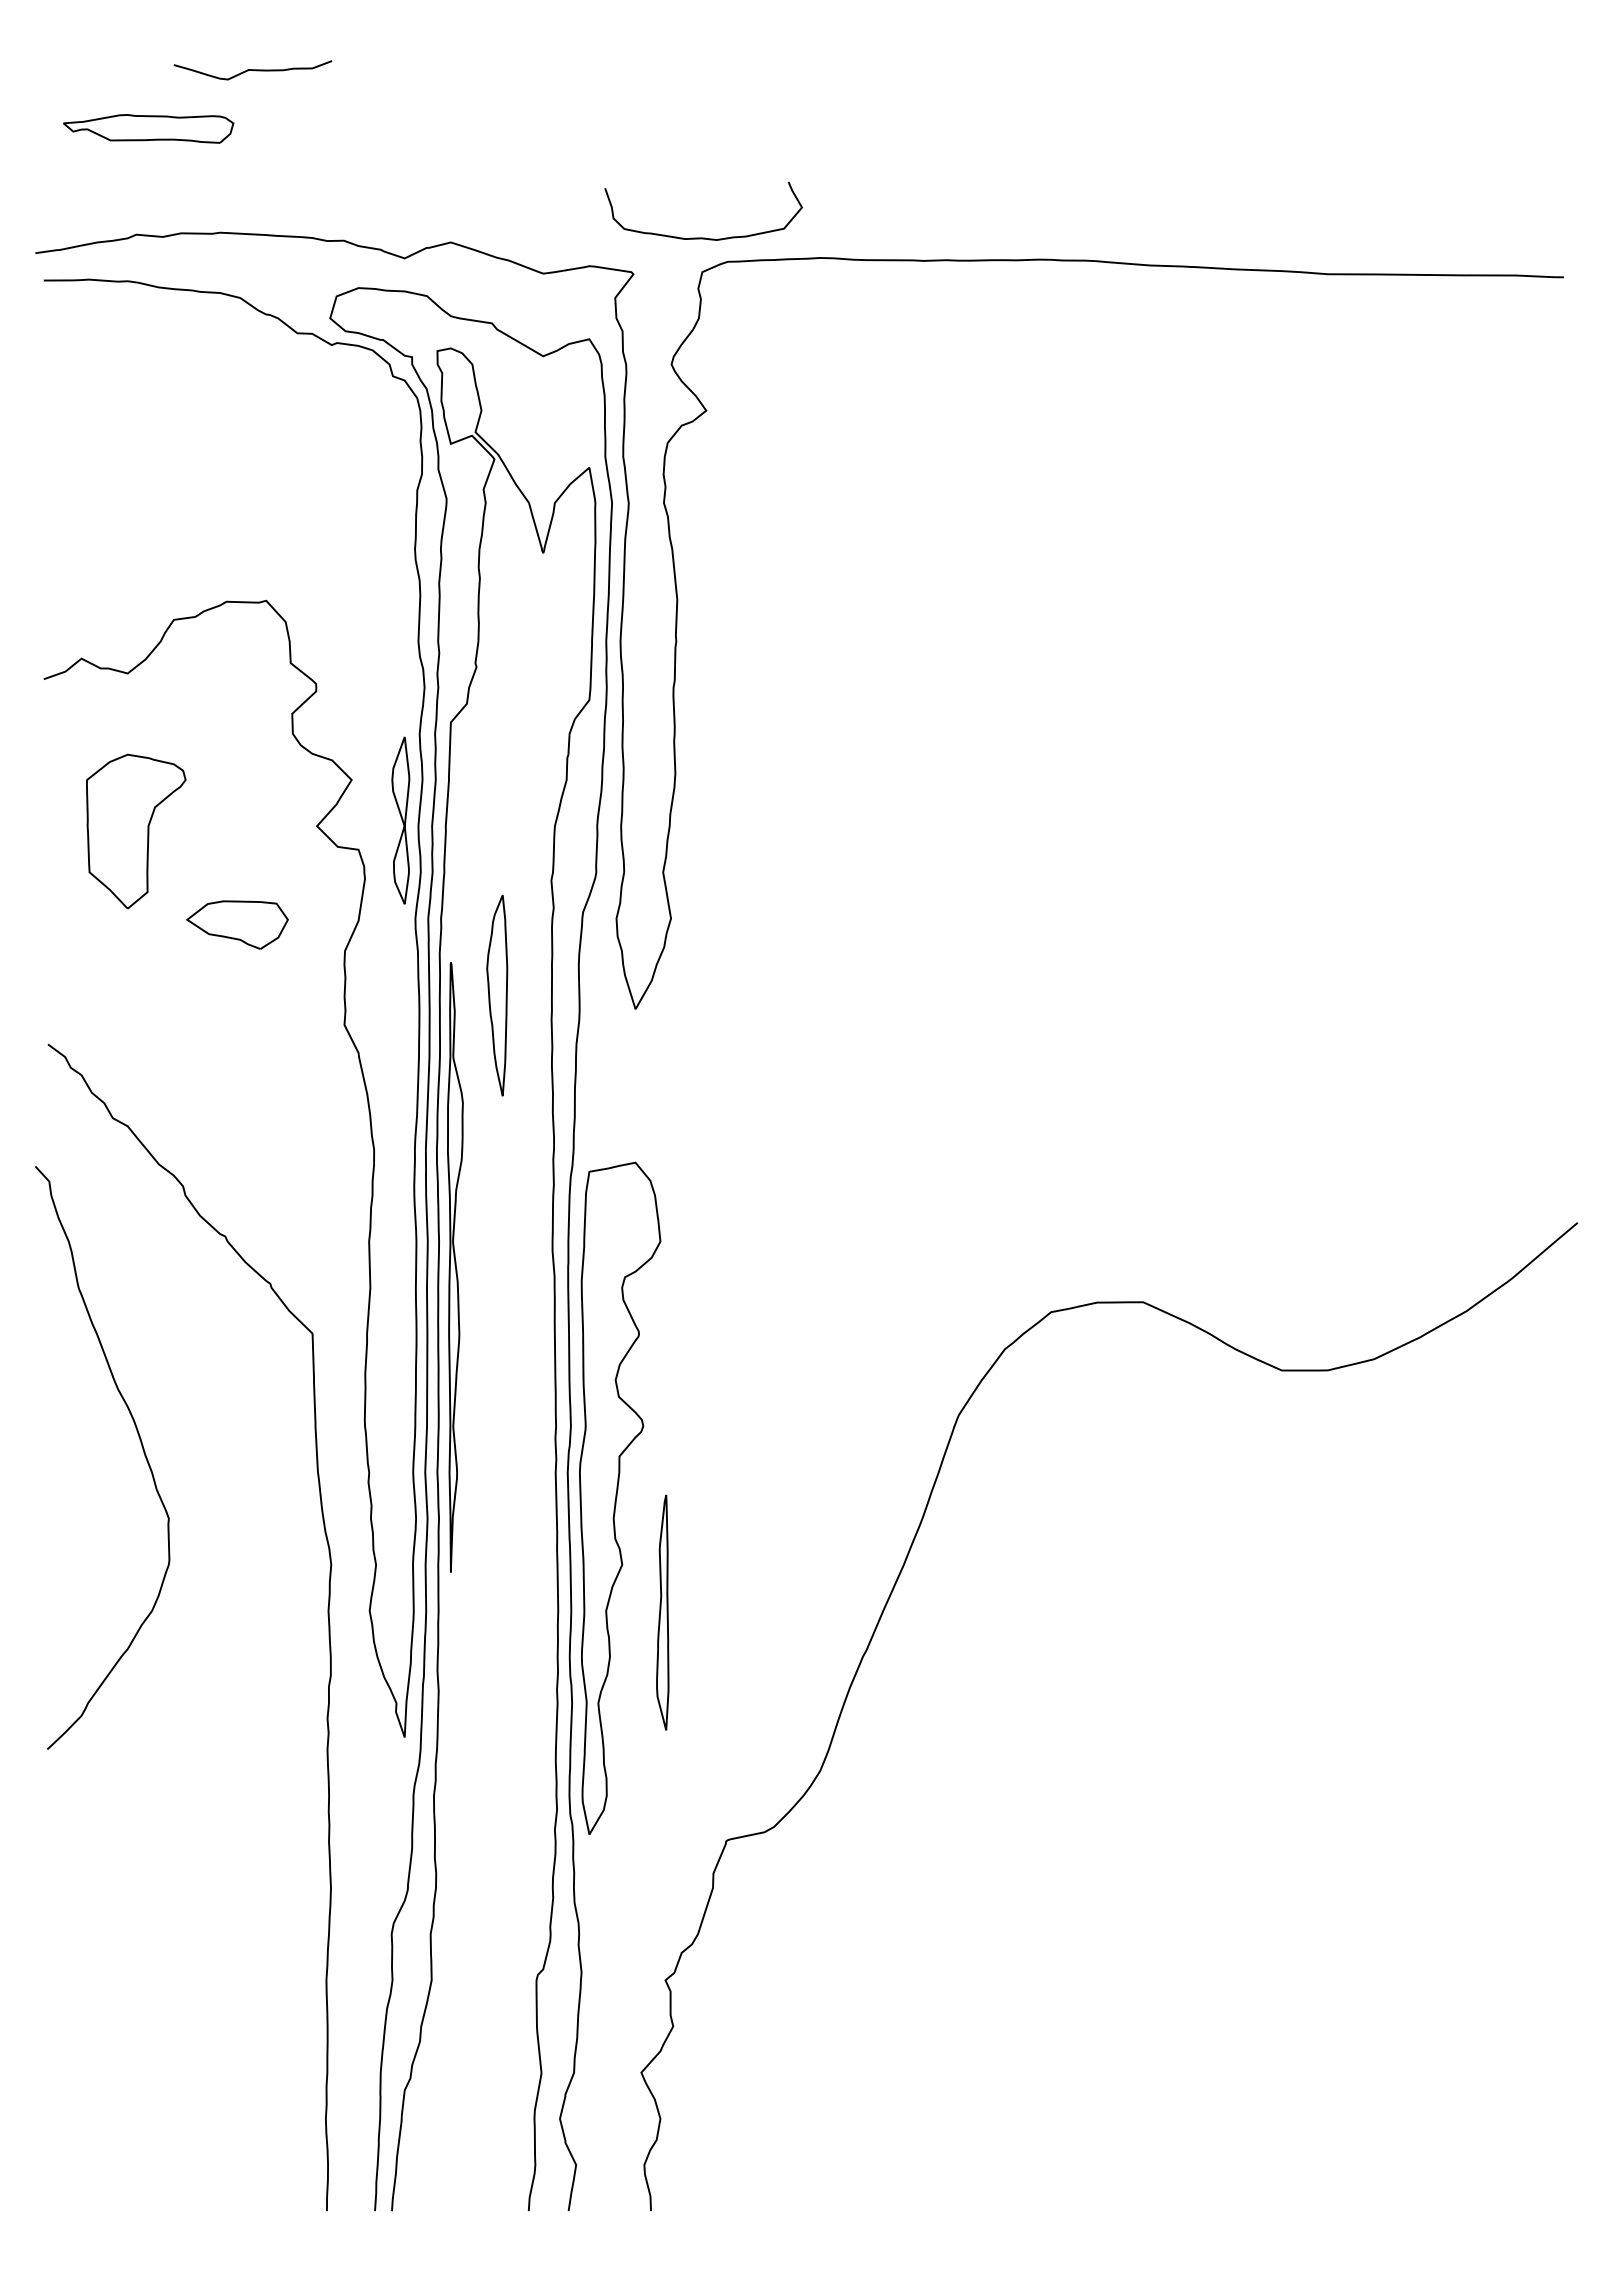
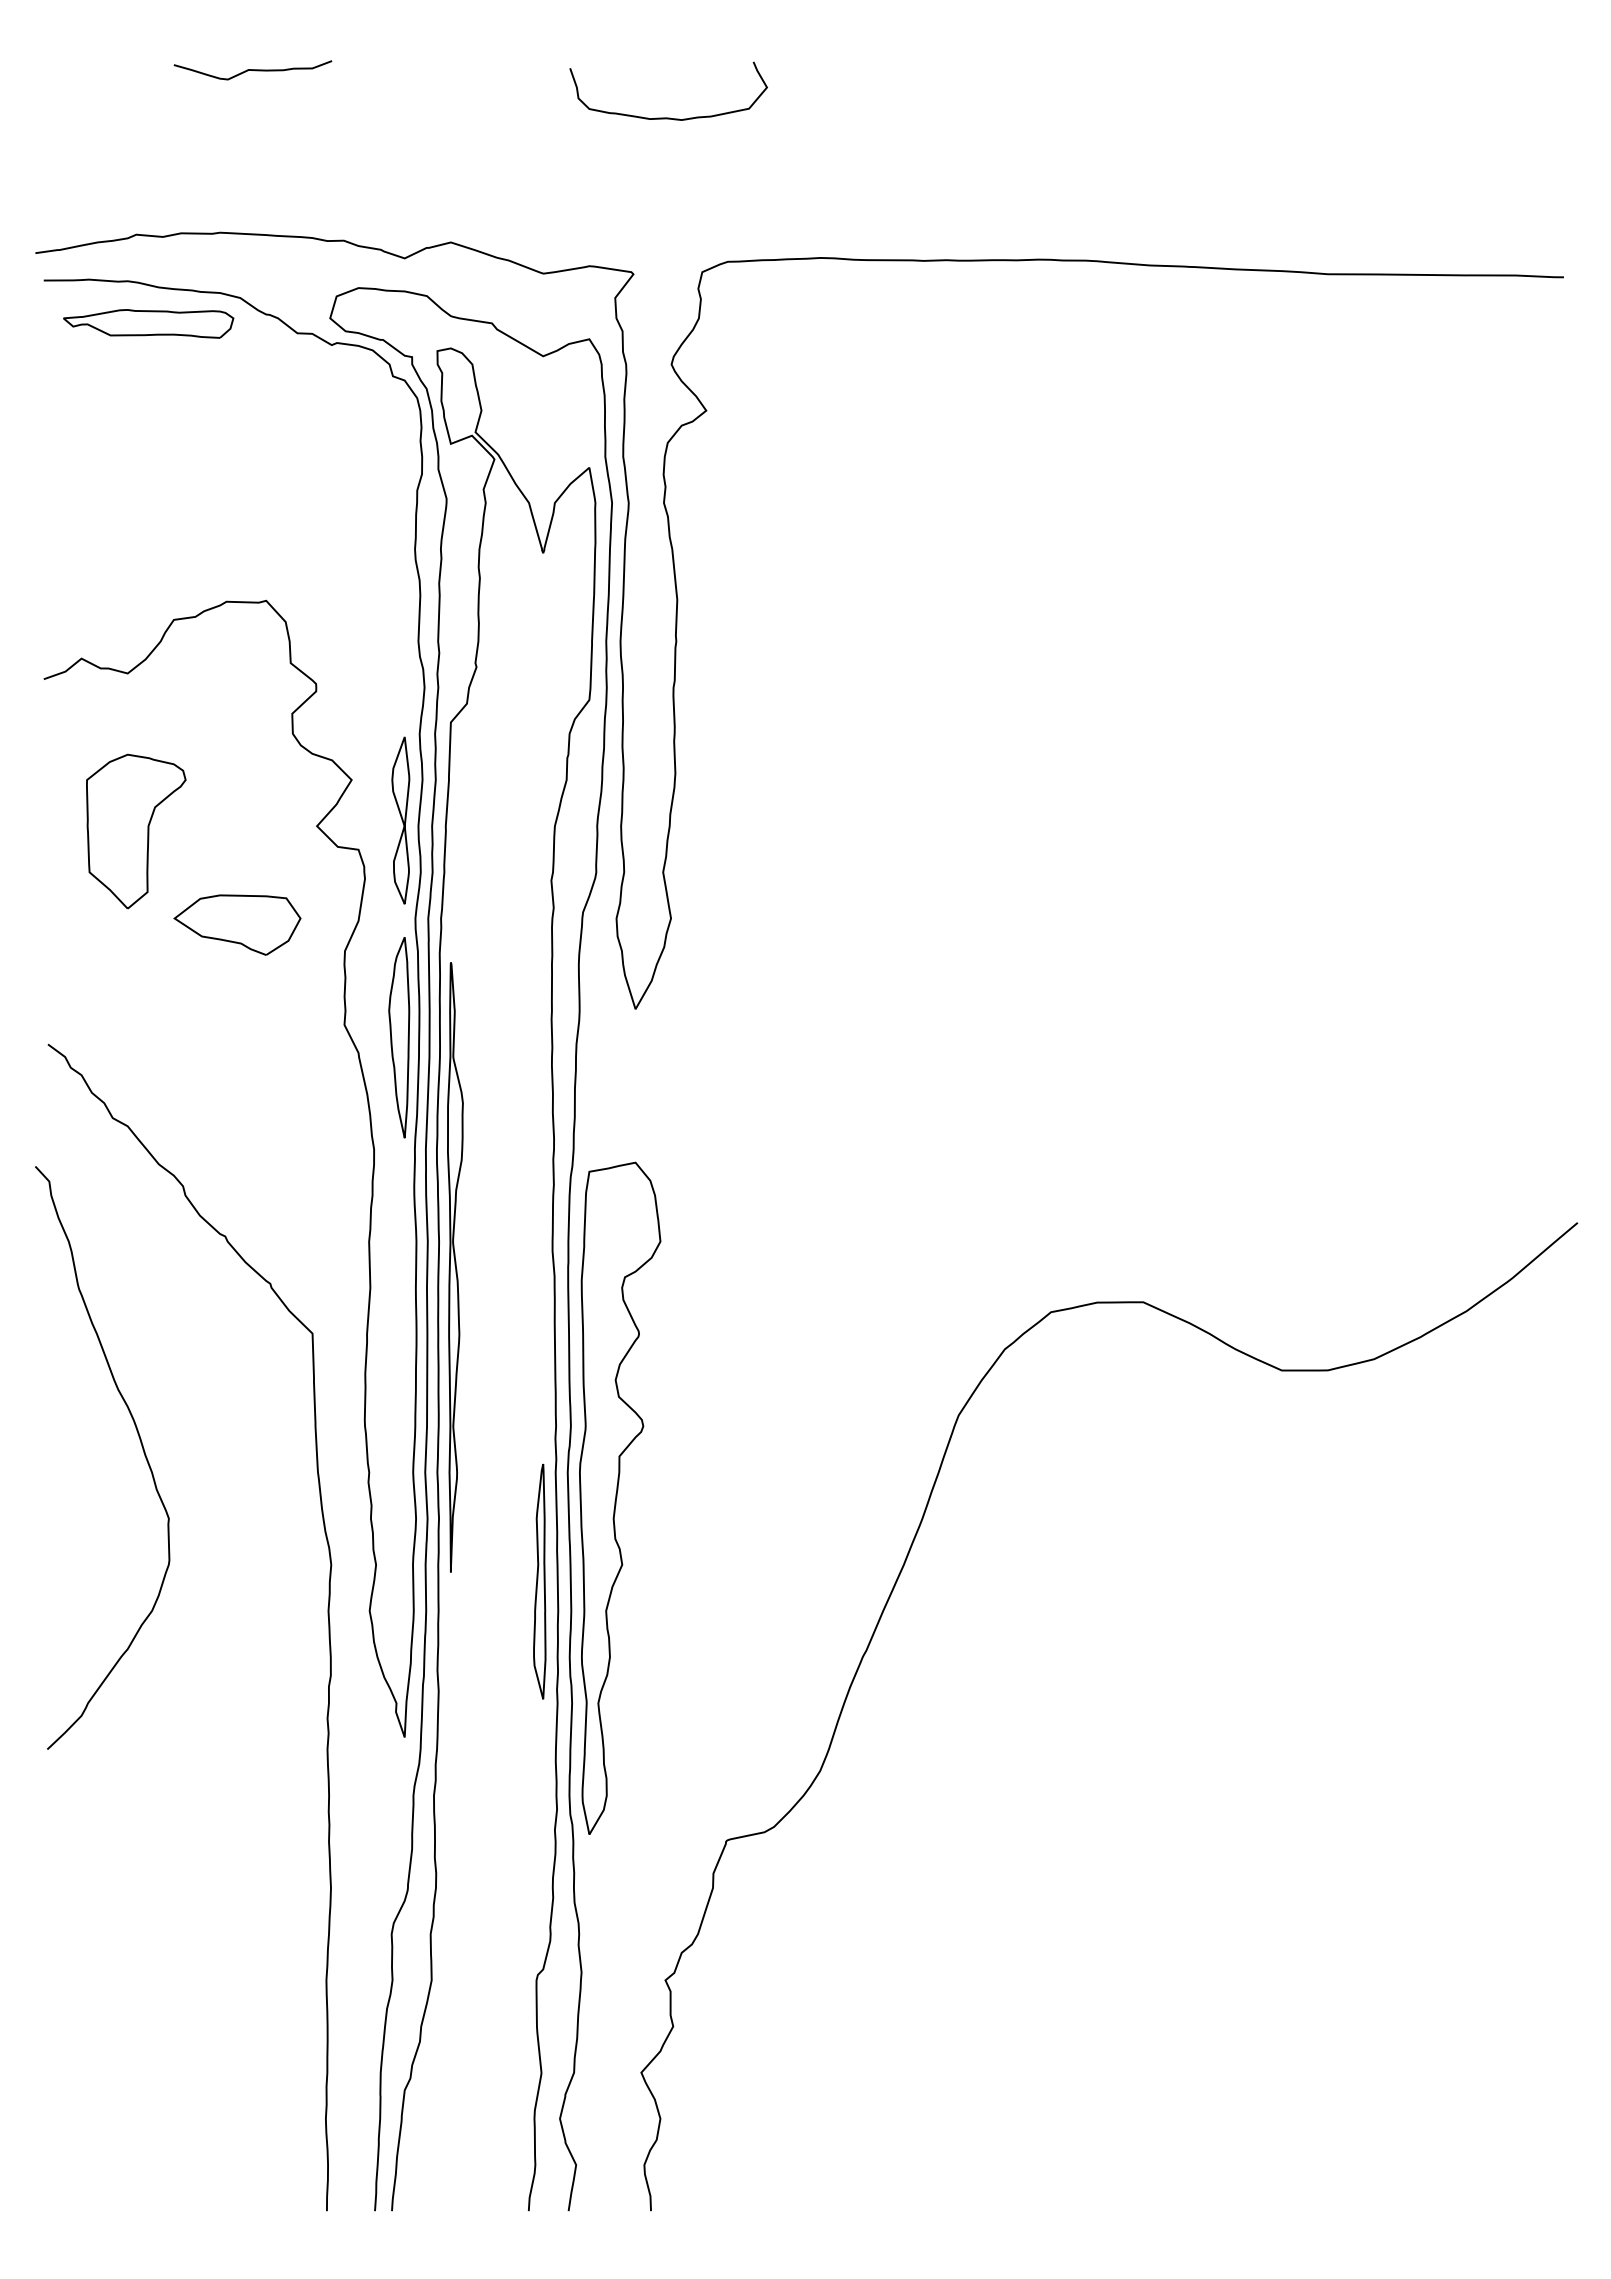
part position: (148, 128) -> (148, 323) (148, 323)
curve position: (703, 237) -> (668, 117) (668, 117)
part size: 103x50 px -> 129x62 px (237, 924)
part position: (497, 995) -> (399, 1037) (399, 1037)
part position: (662, 1612) -> (539, 1581) (539, 1581)
